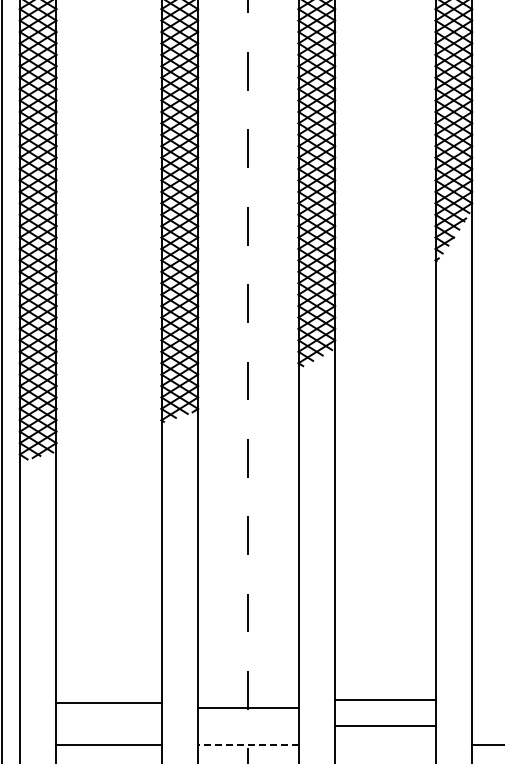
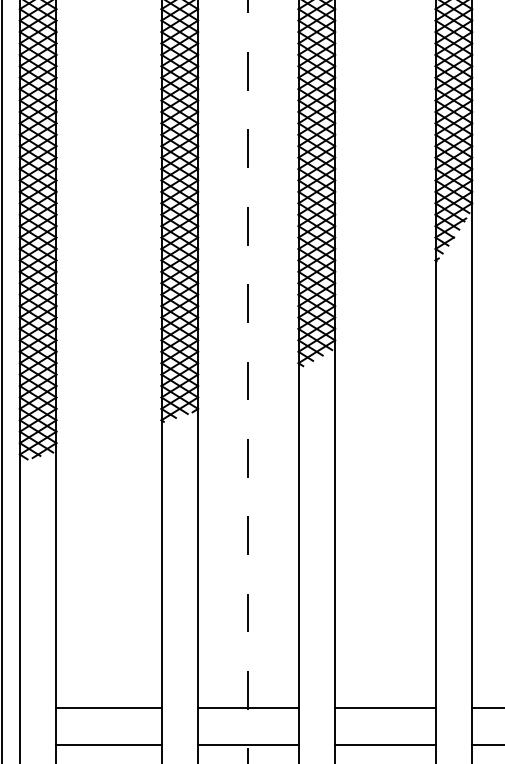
line position: (385, 700) -> (385, 708) (385, 708)
line position: (108, 703) -> (108, 708) (108, 708)
line: none -> present (486, 708)
line position: (385, 725) -> (385, 744) (385, 744)
line: dashed -> solid (247, 744)
